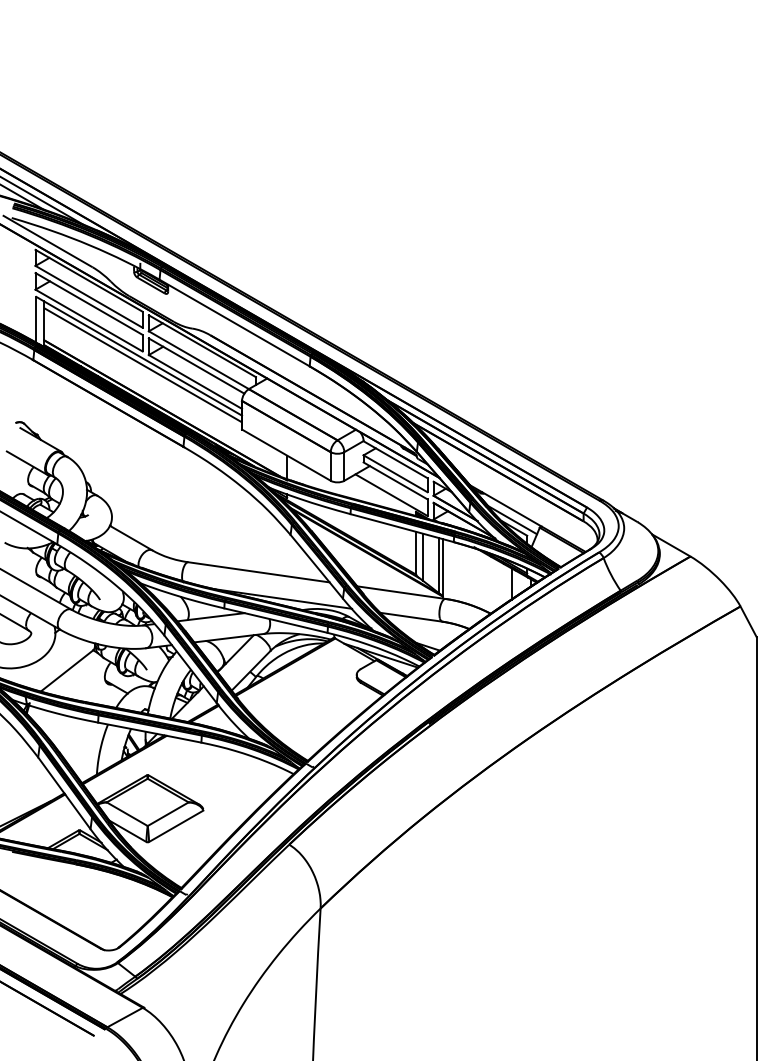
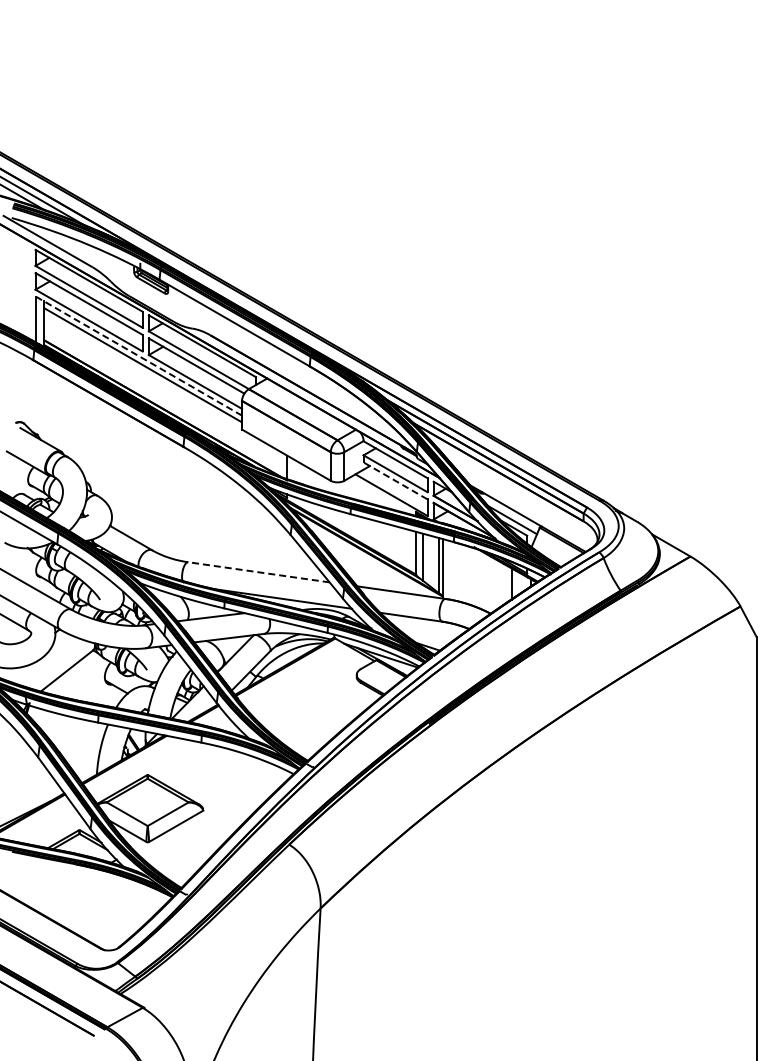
line: solid -> dashed (139, 356)
line: solid -> dashed (395, 480)
line: solid -> dashed (258, 572)
